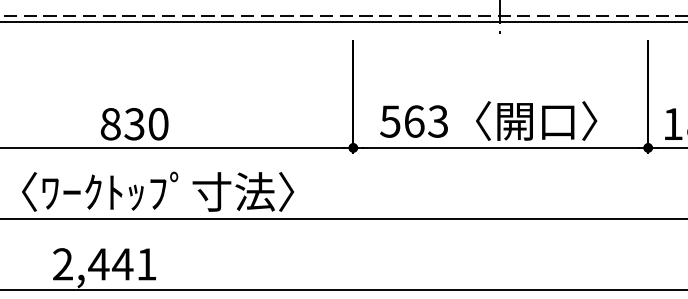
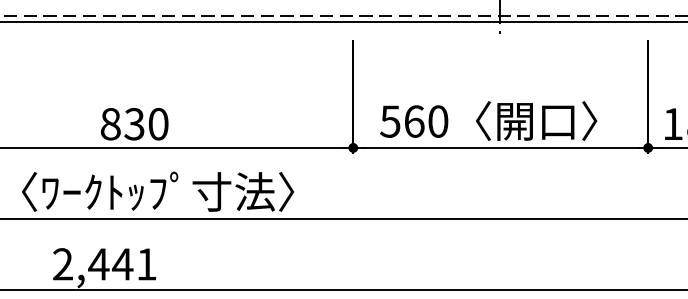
text: 563 -> 560 (438, 121)
